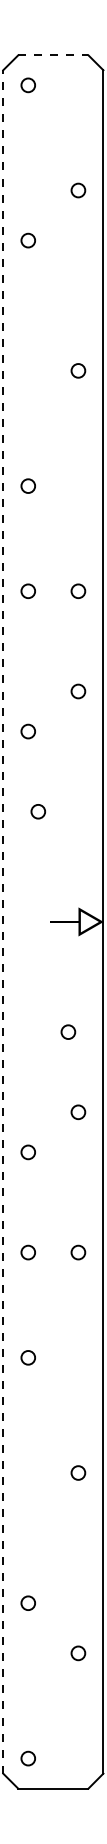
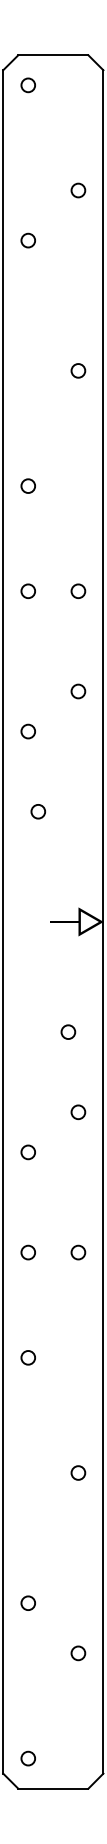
line: dashed -> solid (53, 55)
line: dashed -> solid (3, 921)
